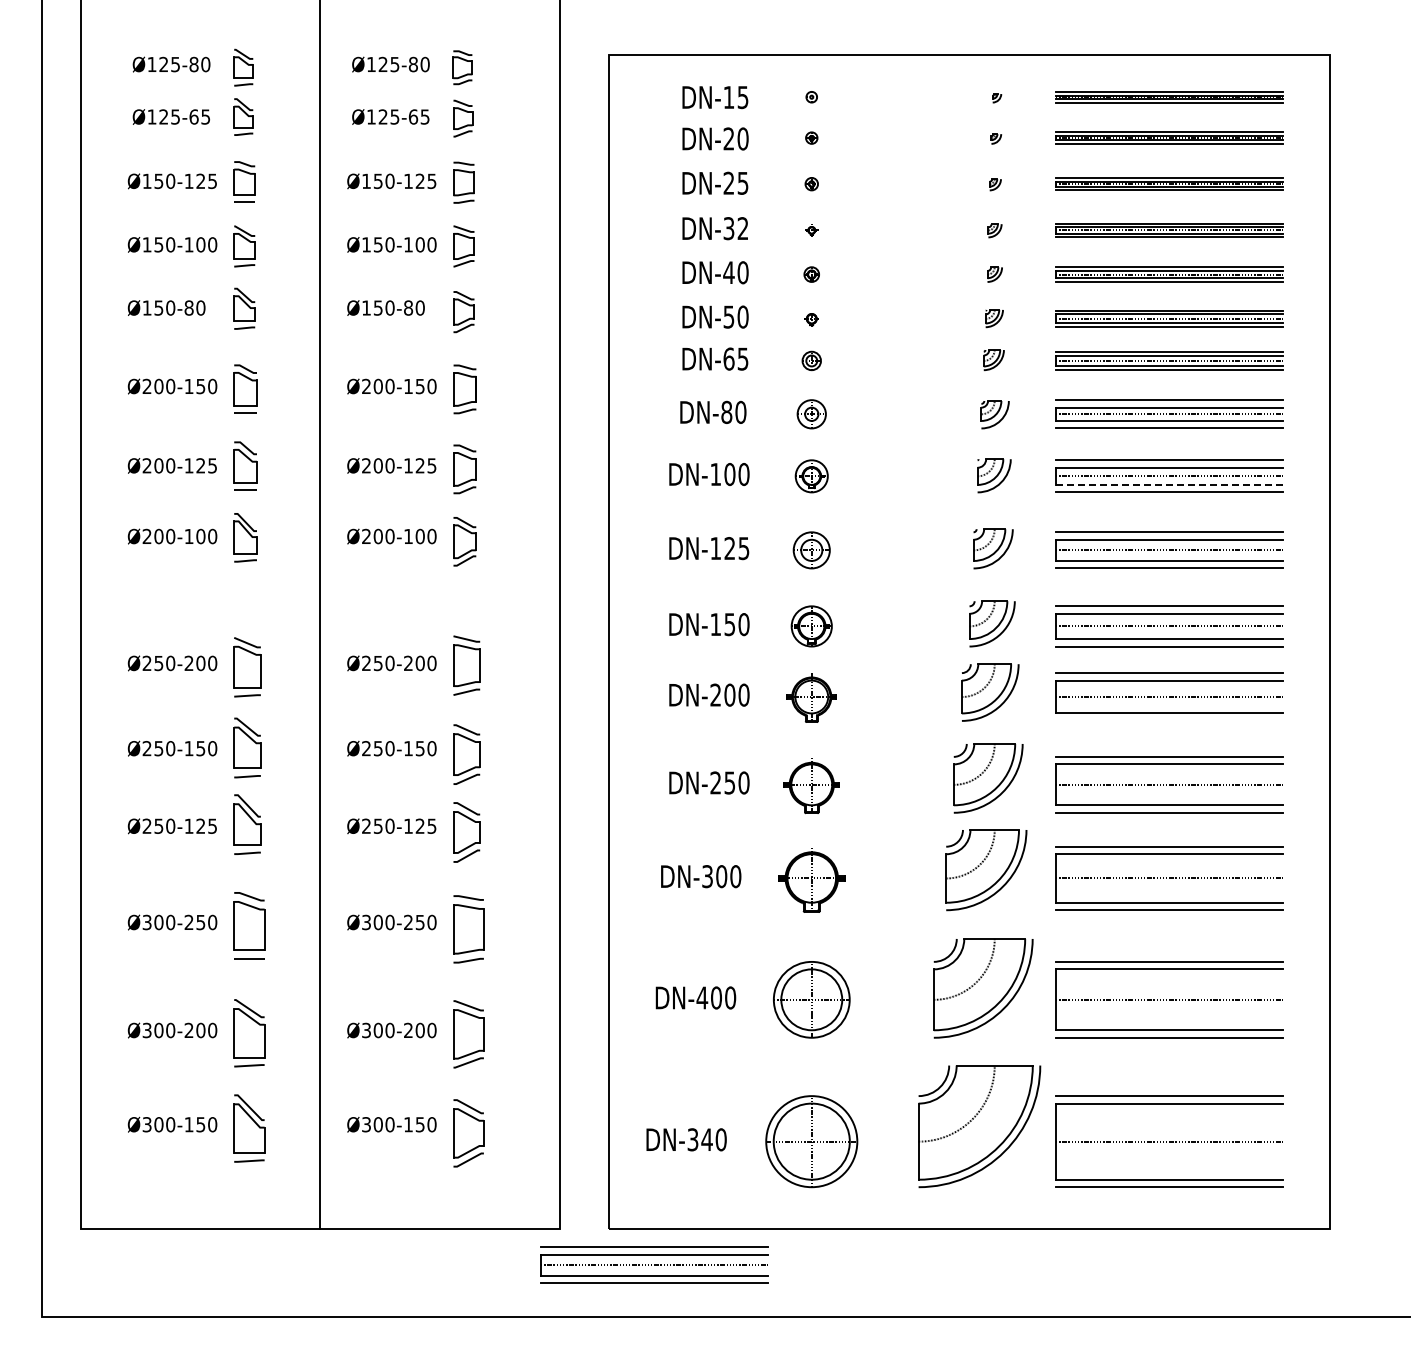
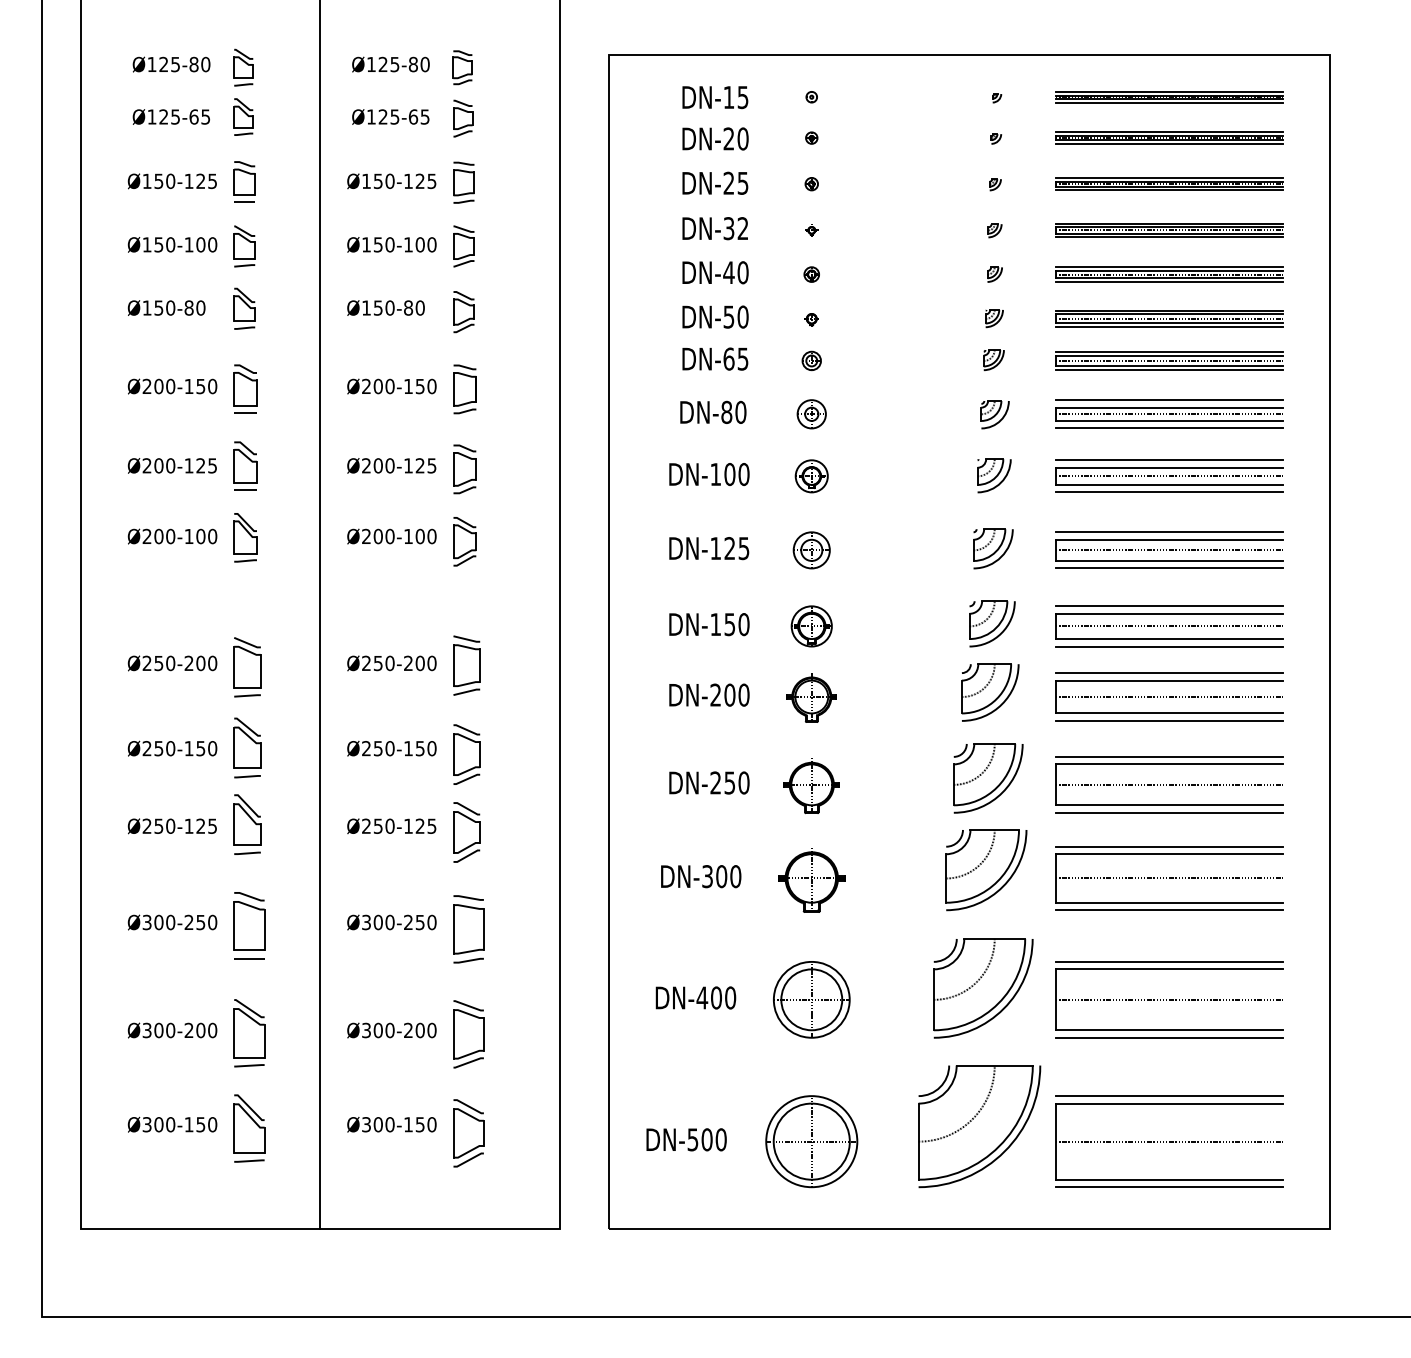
line: dashed -> solid (1169, 484)
line: none -> present (1169, 720)
text: DN-340 -> DN-500 (700, 1139)
part: present -> none (654, 1264)
